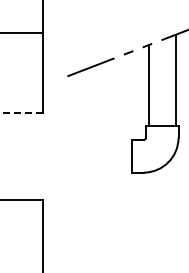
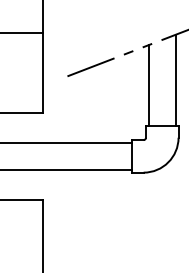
line: dashed -> solid (21, 112)
line: none -> present (67, 142)
line: none -> present (67, 169)
